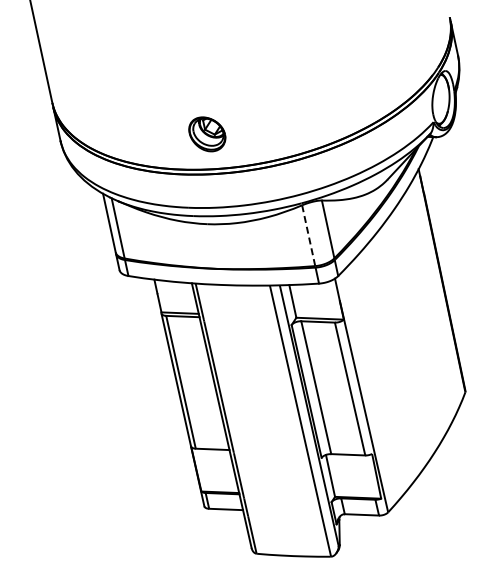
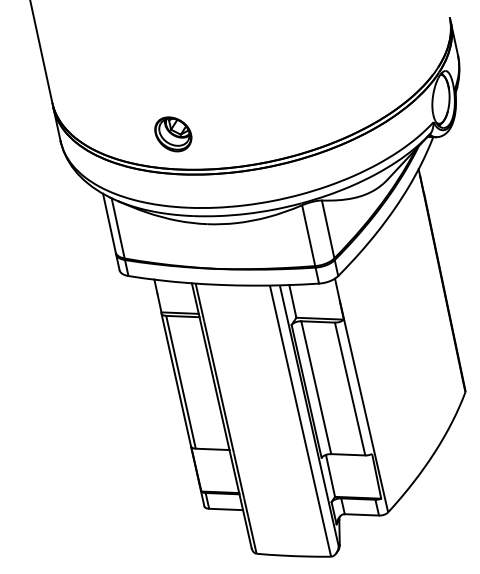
part position: (207, 134) -> (173, 134) (173, 134)
line: dashed -> solid (308, 236)
